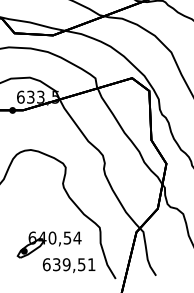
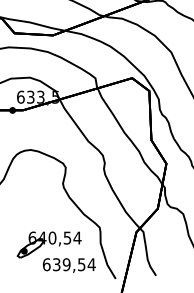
text: 639,51 -> 639,54 (91, 264)
